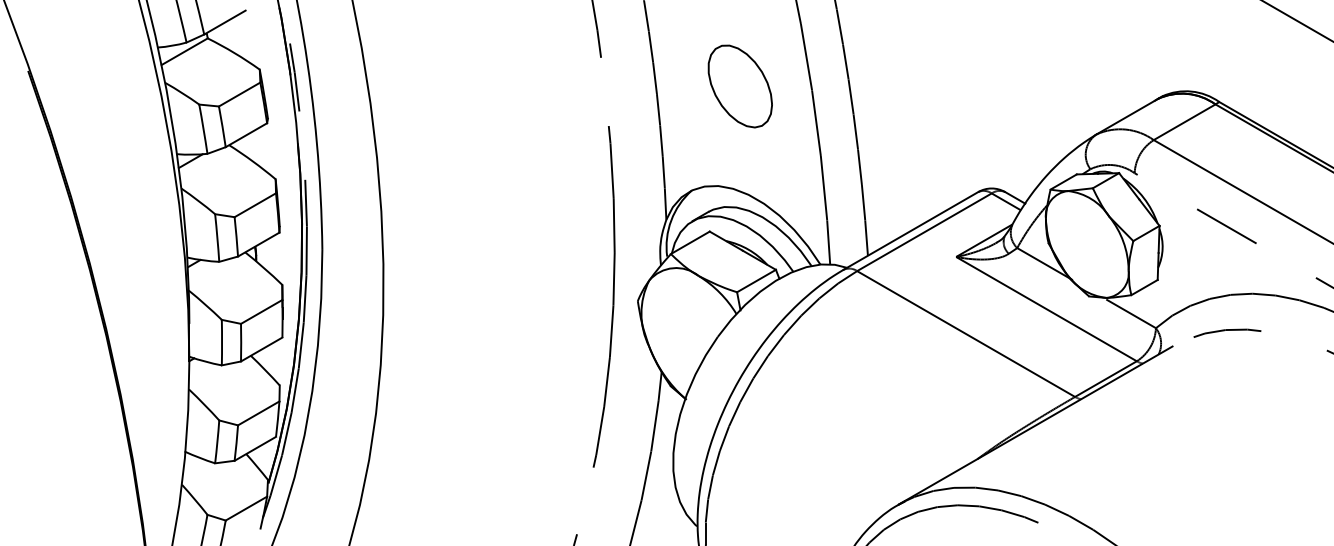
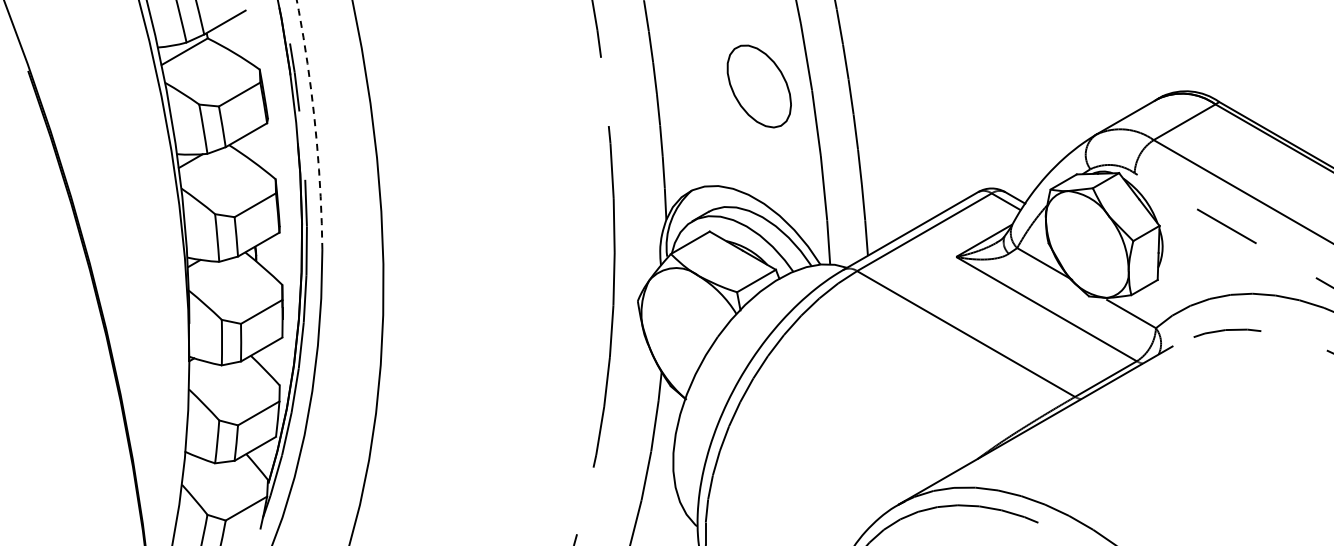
line: present -> none (1297, 20)
part position: (739, 86) -> (758, 86) (758, 86)
arc: solid -> dashed (314, 123)
